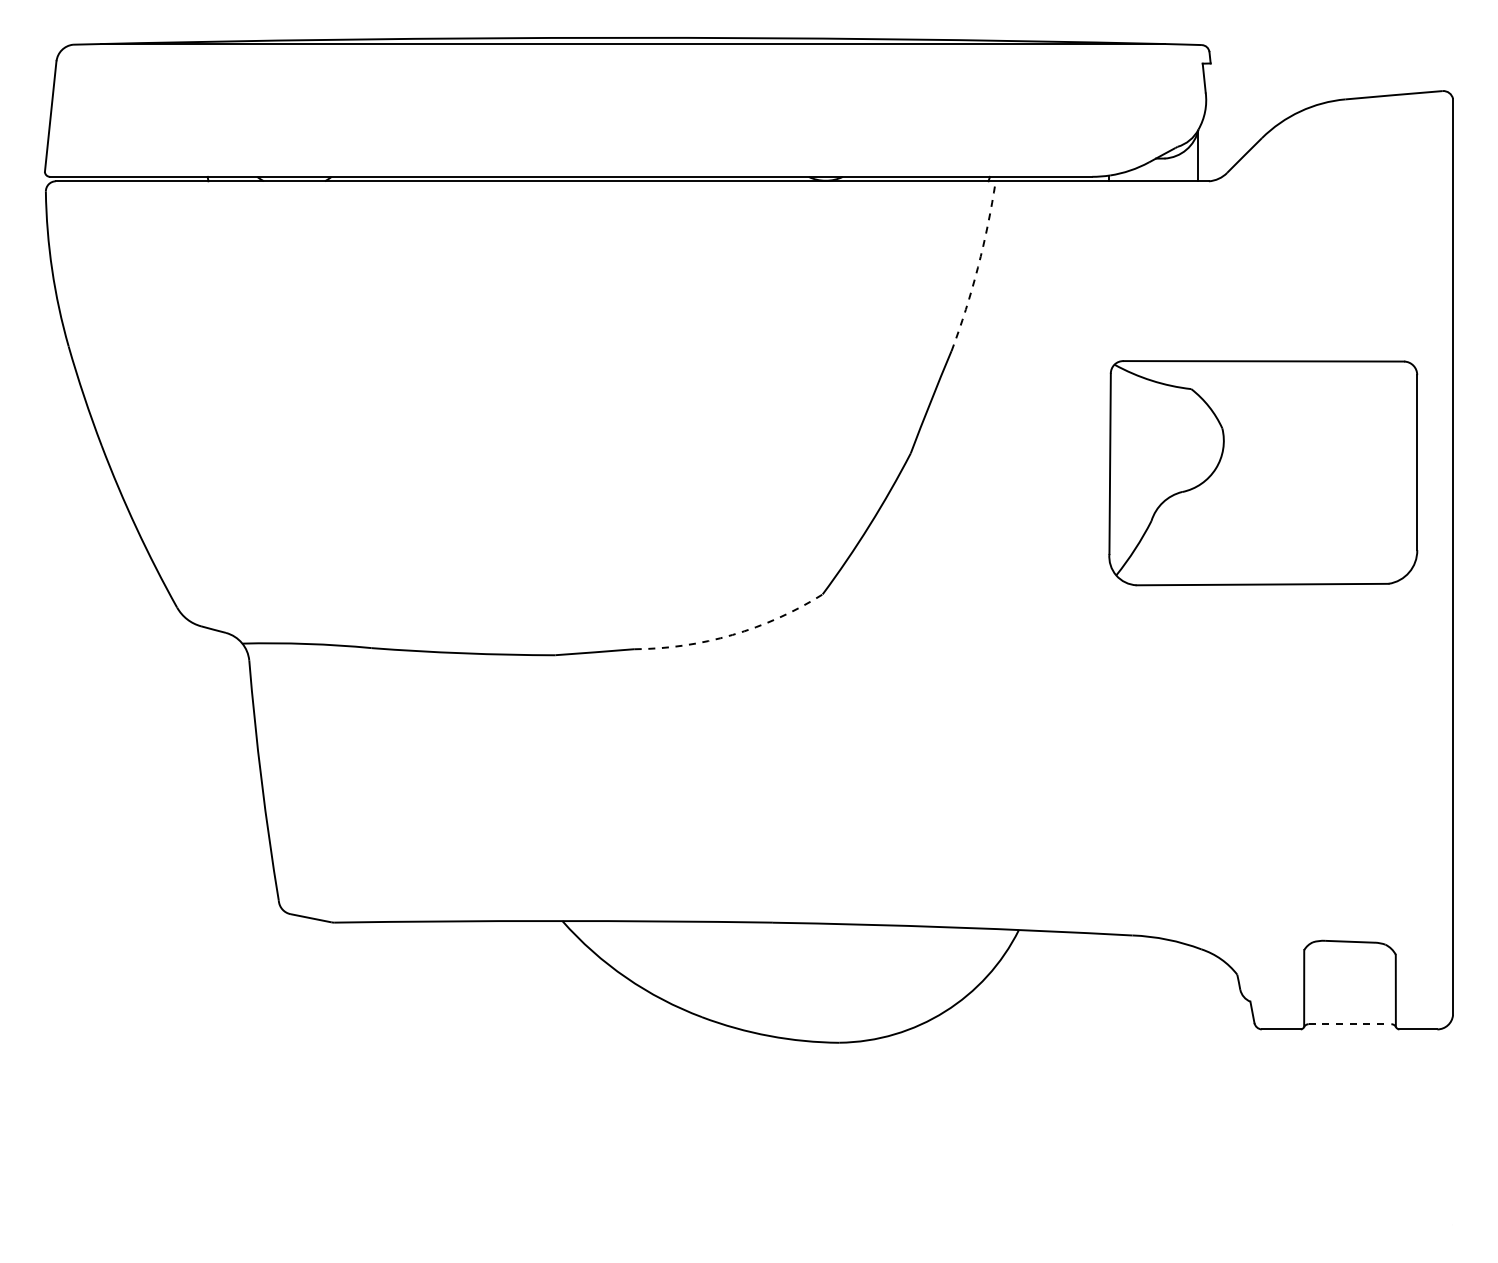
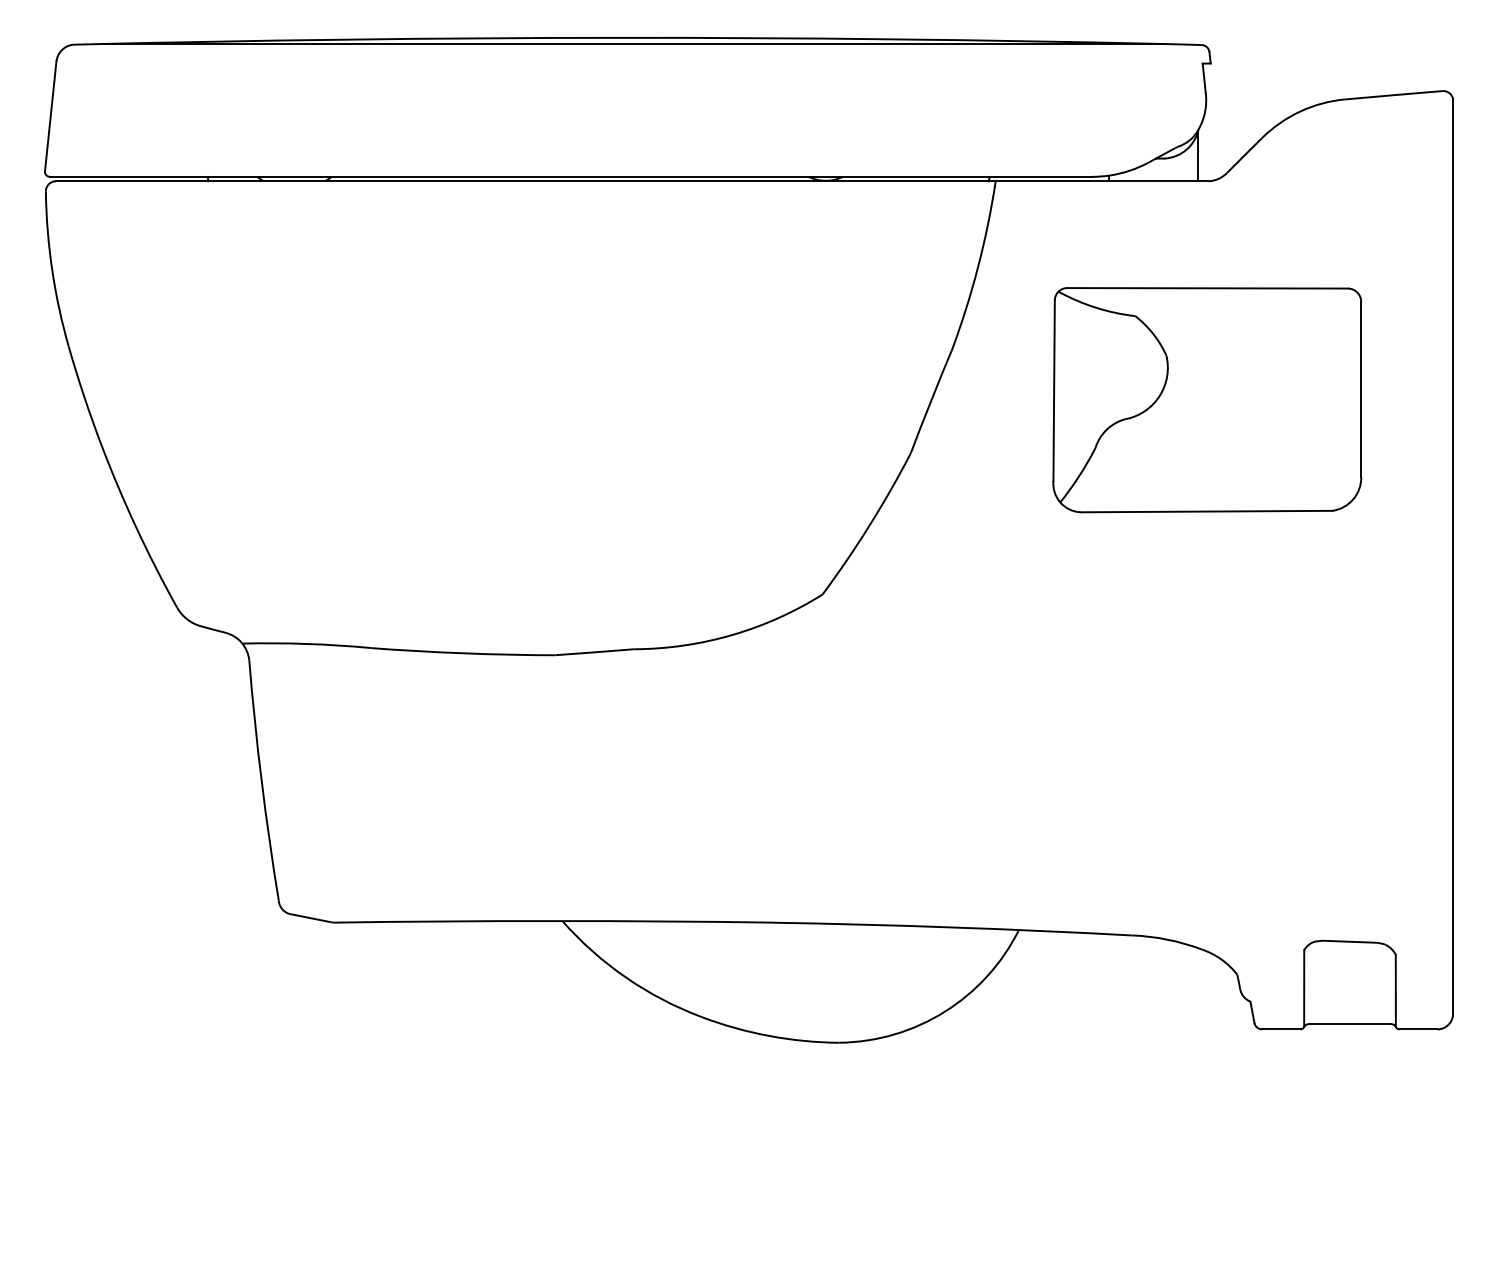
arc: dashed -> solid (978, 267)
part position: (1263, 473) -> (1207, 400) (1207, 400)
arc: dashed -> solid (732, 634)
line: dashed -> solid (1350, 1024)
